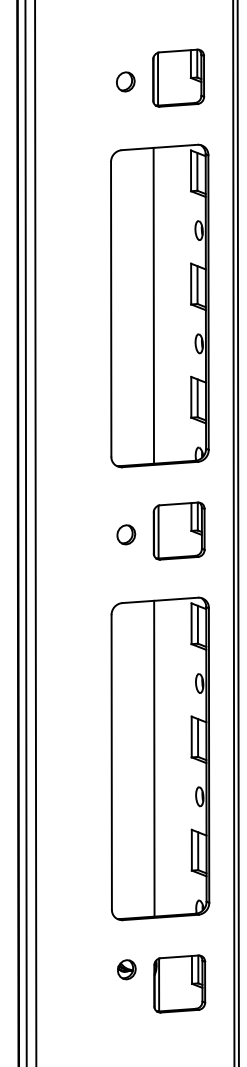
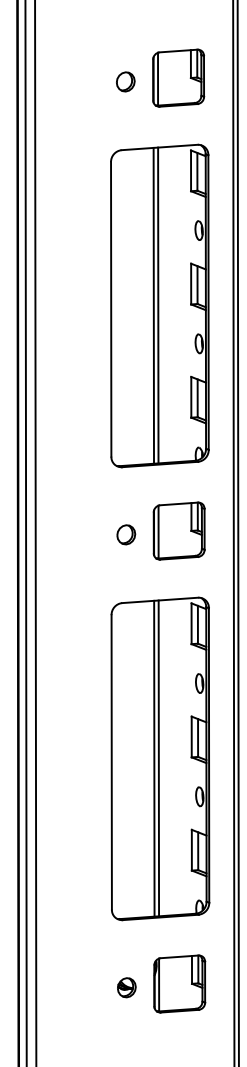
line: none -> present (158, 305)
line: none -> present (158, 758)
part position: (126, 969) -> (126, 987) (126, 987)
